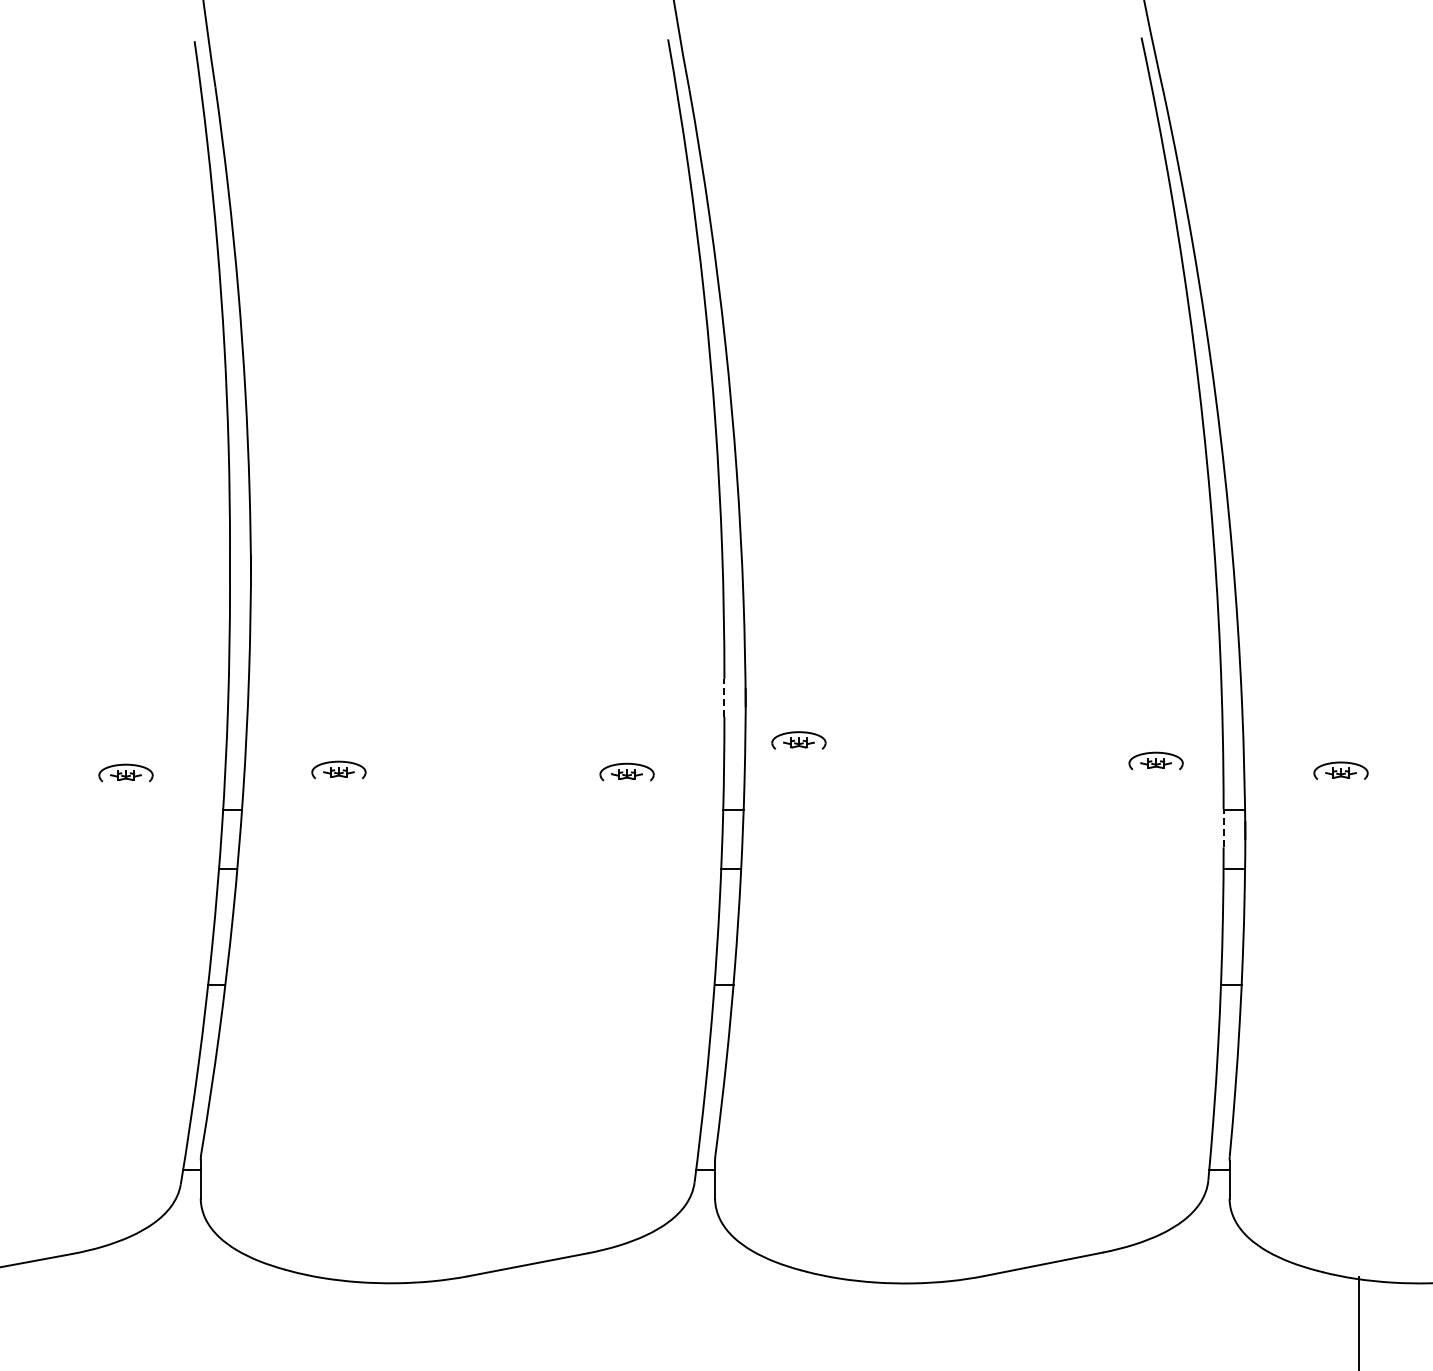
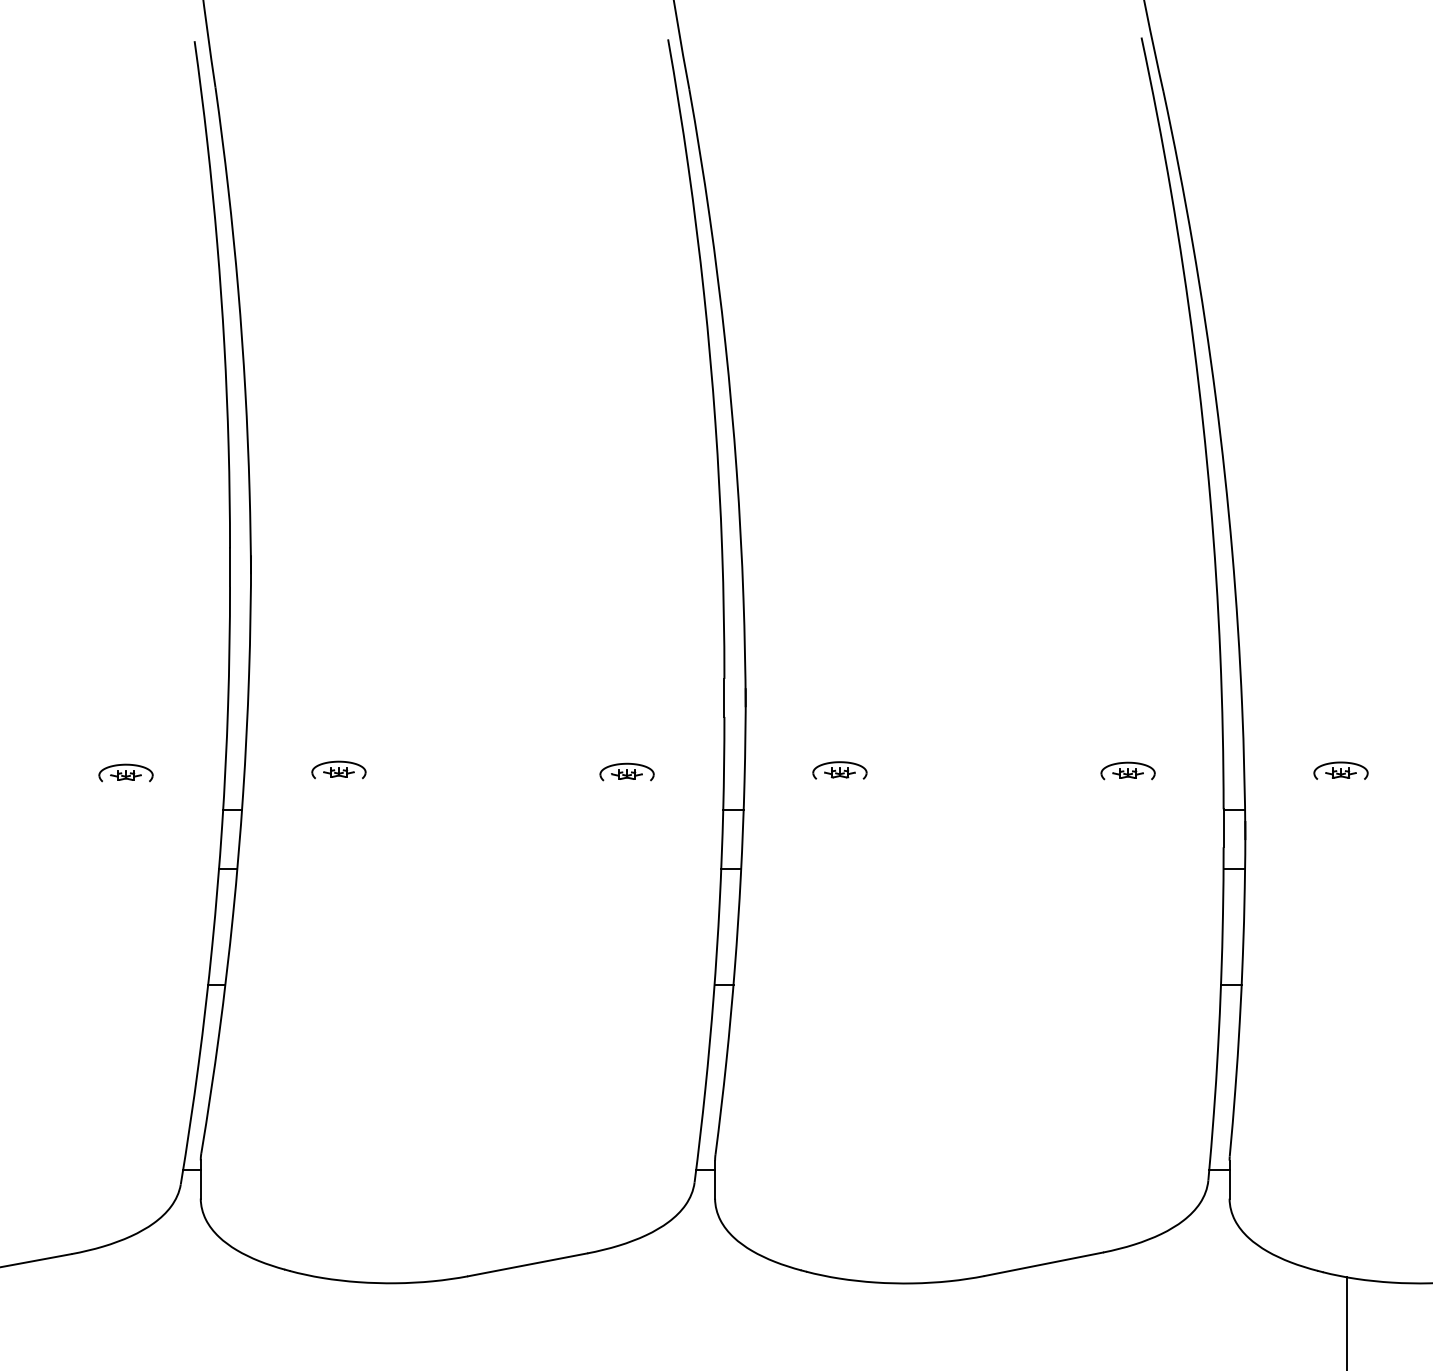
line: dashed -> solid (724, 697)
part position: (798, 740) -> (839, 770) (839, 770)
part position: (1155, 760) -> (1127, 770) (1127, 770)
line: dashed -> solid (1223, 827)
line position: (1359, 1322) -> (1347, 1322) (1347, 1322)
